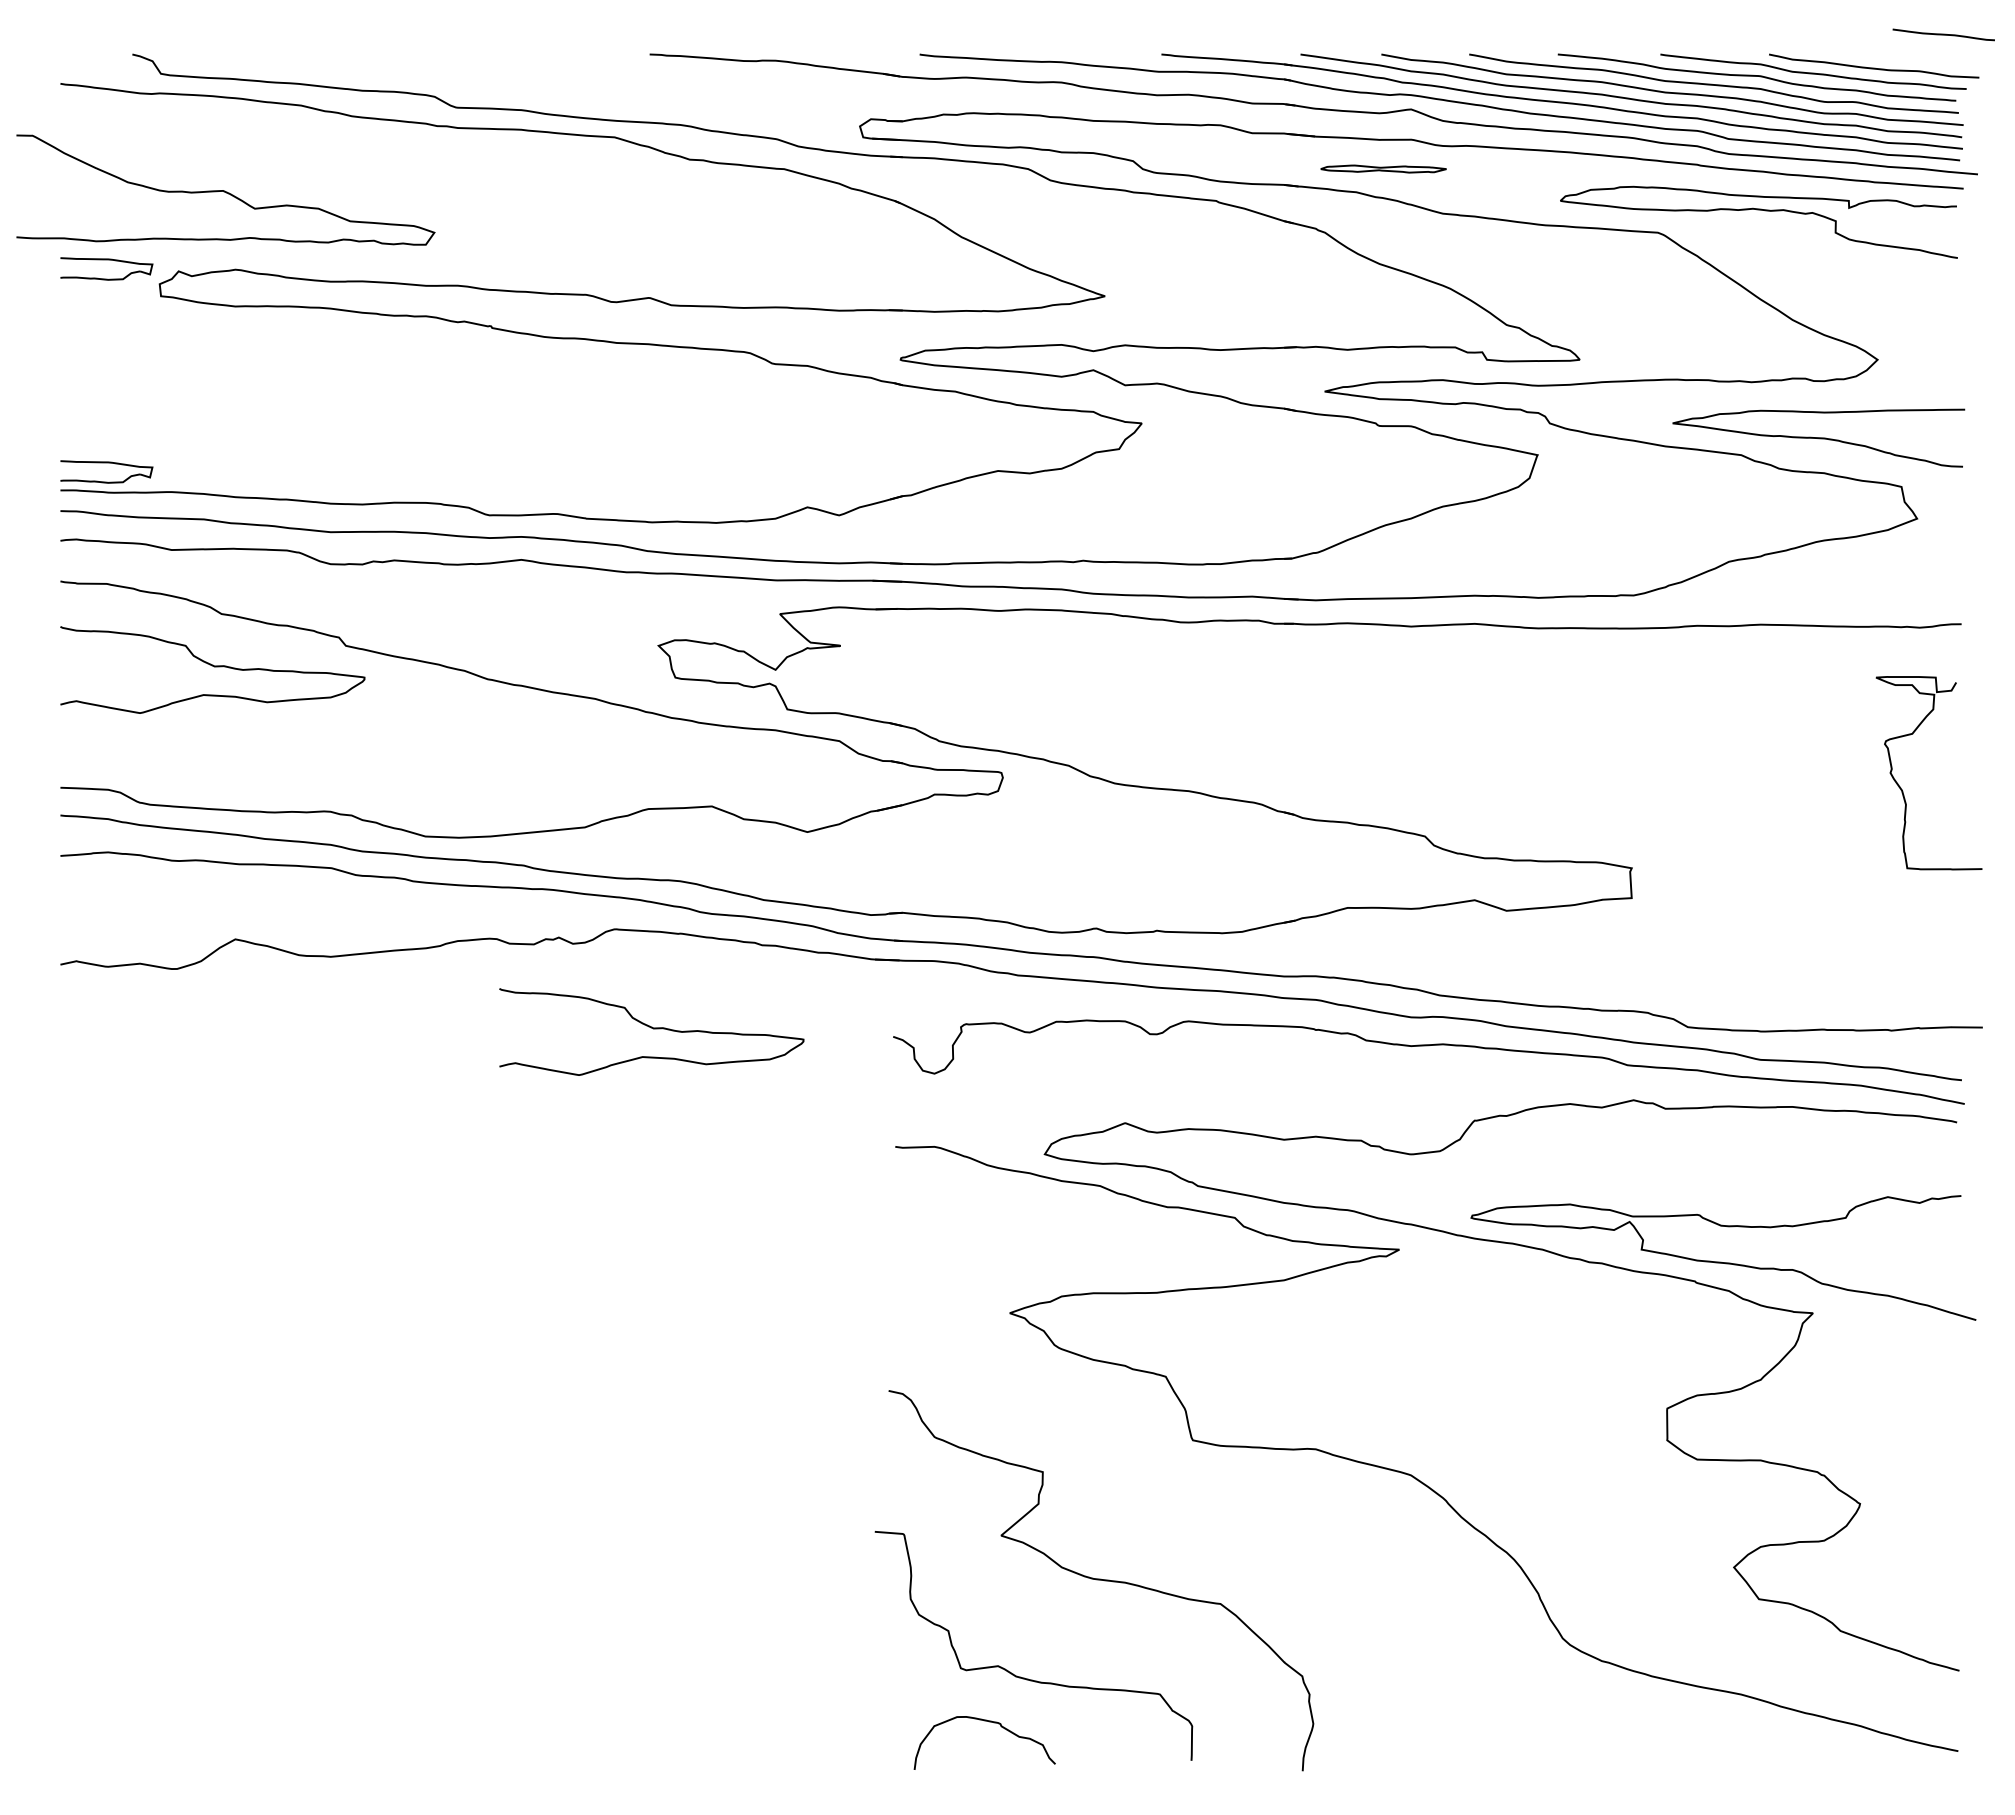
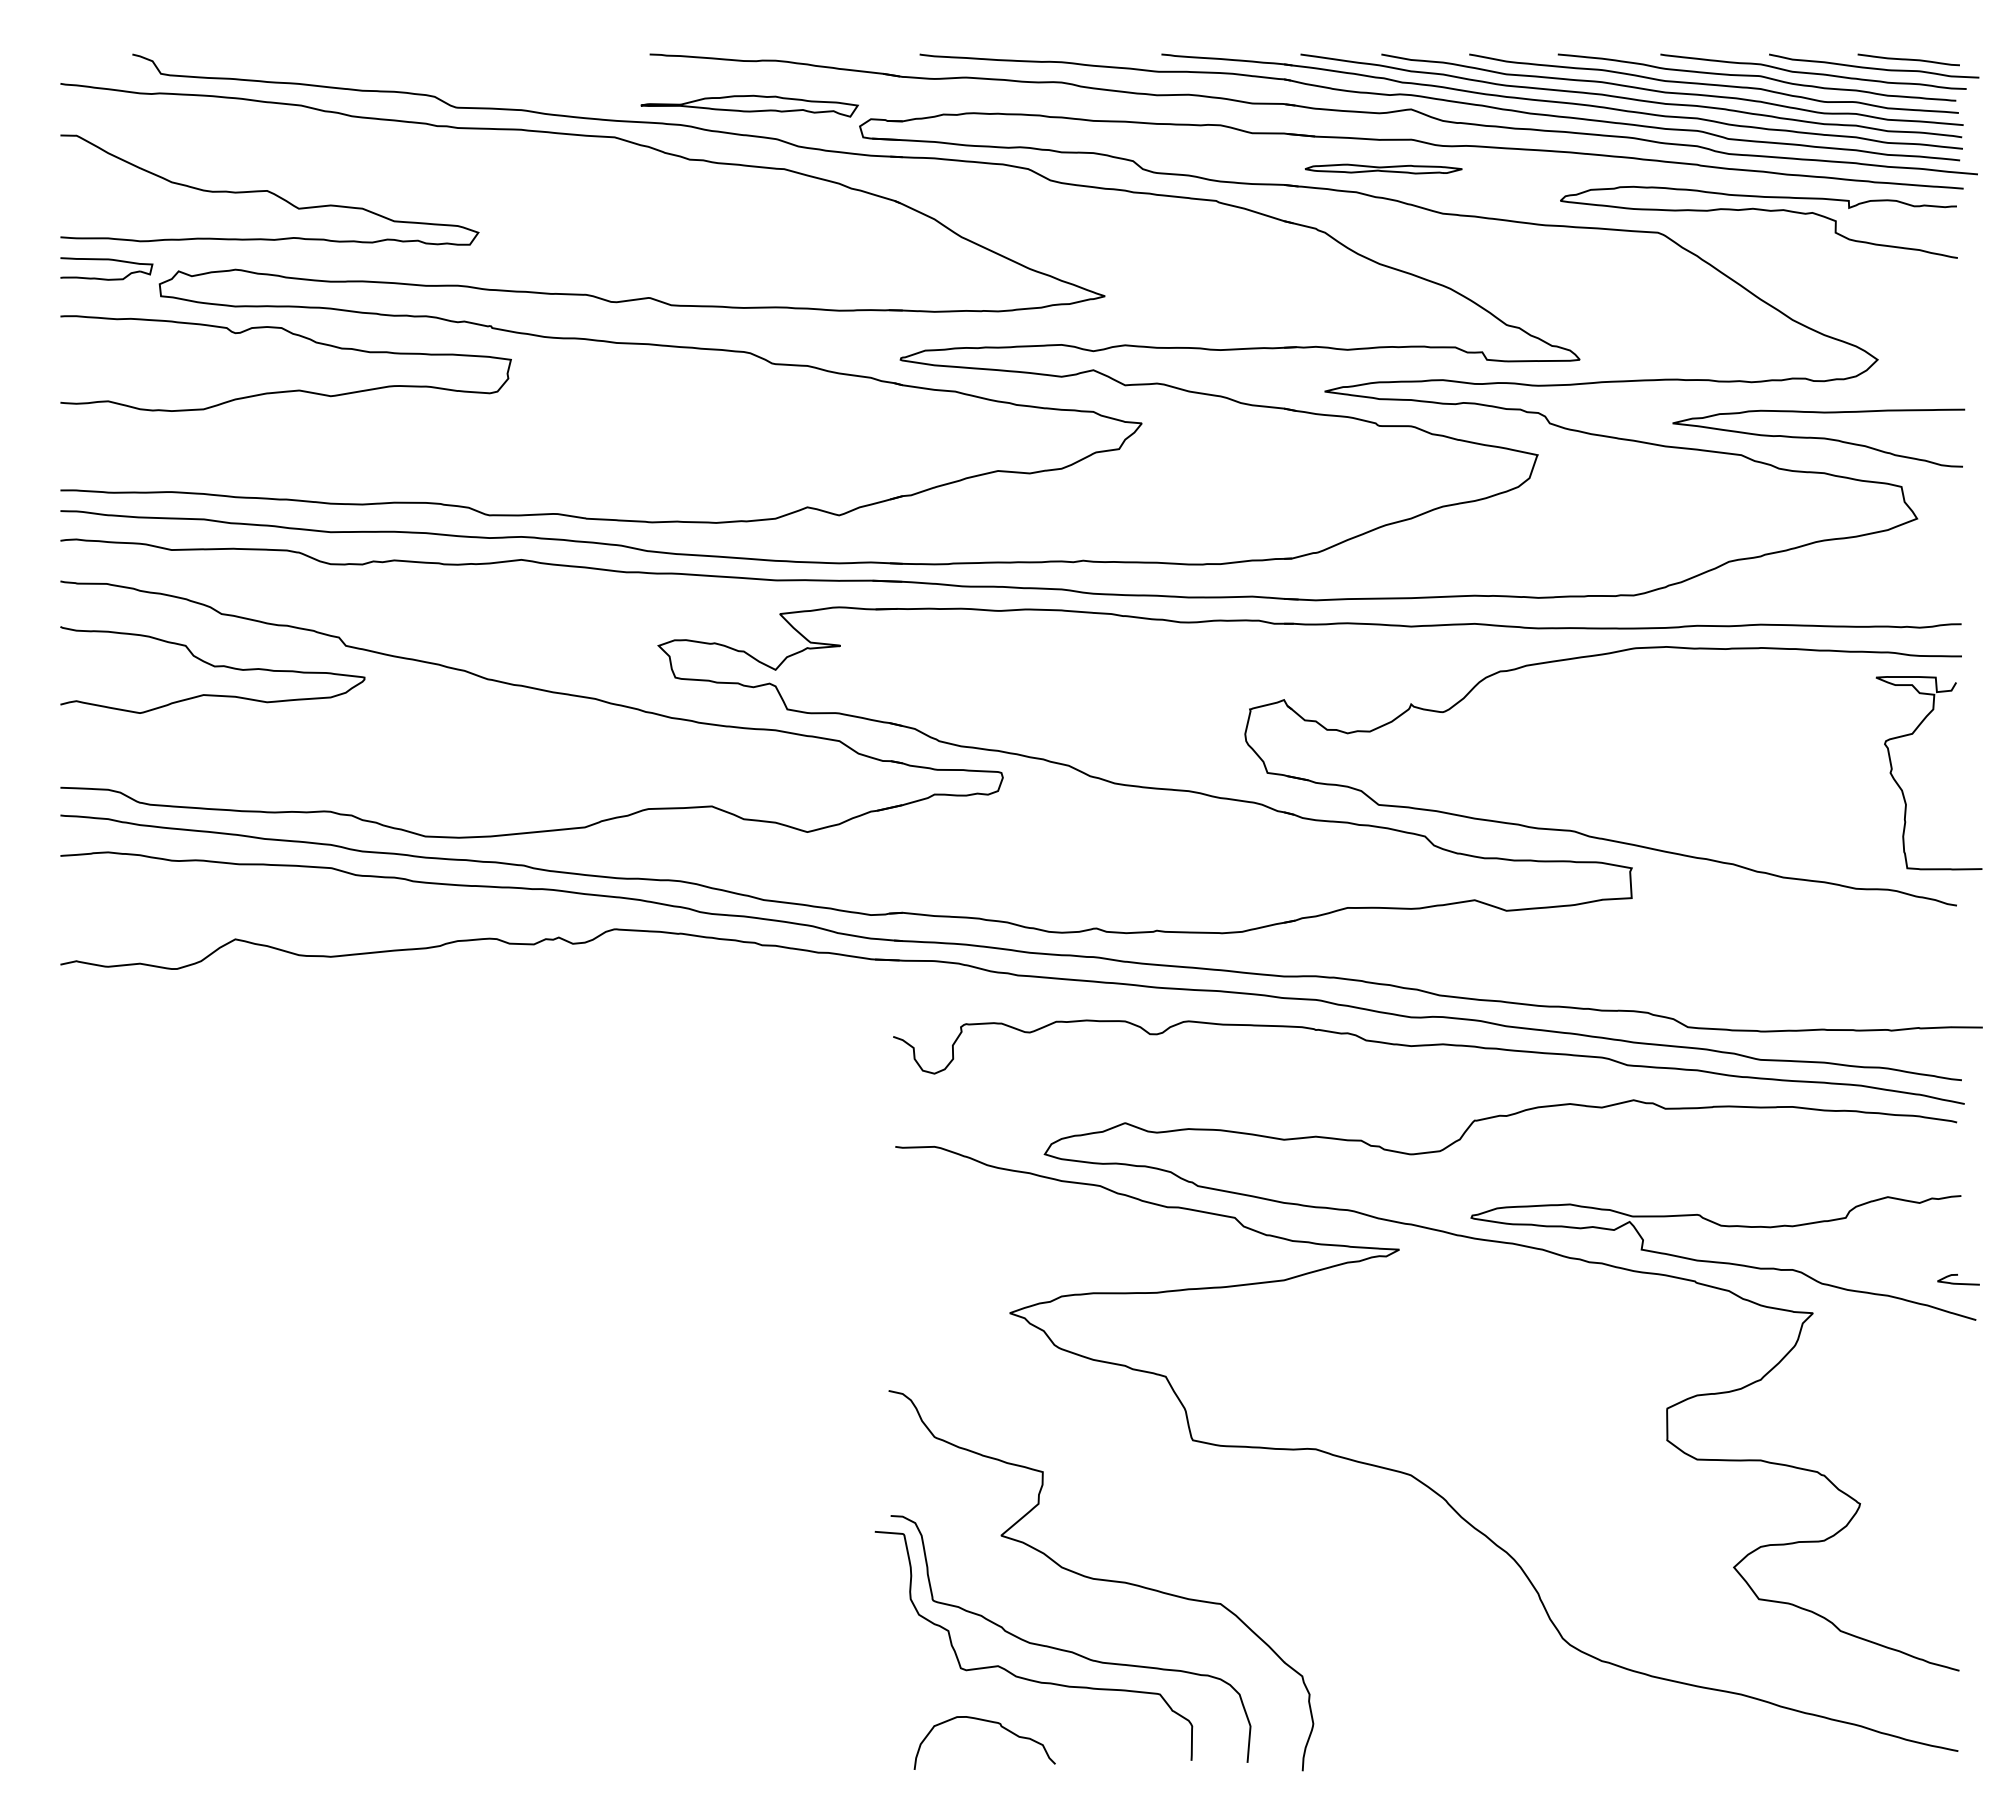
curve position: (1943, 34) -> (1908, 59) (1908, 59)
part: none -> present (749, 105)
part size: 127x10 px -> 159x12 px (1383, 168)
curve position: (224, 190) -> (268, 190) (268, 190)
curve: none -> present (285, 390)
part: present -> none (106, 463)
part: none -> present (1584, 833)
curve: present -> none (653, 1029)
curve: none -> present (1958, 1283)
curve: none -> present (1069, 1650)
